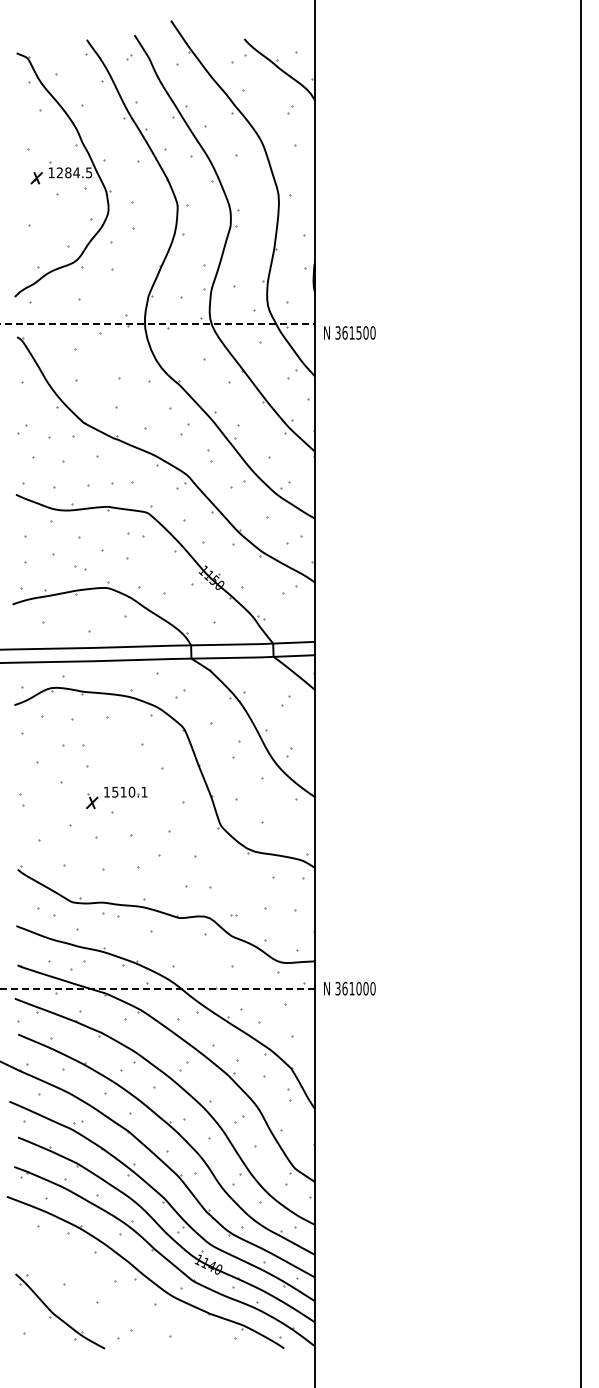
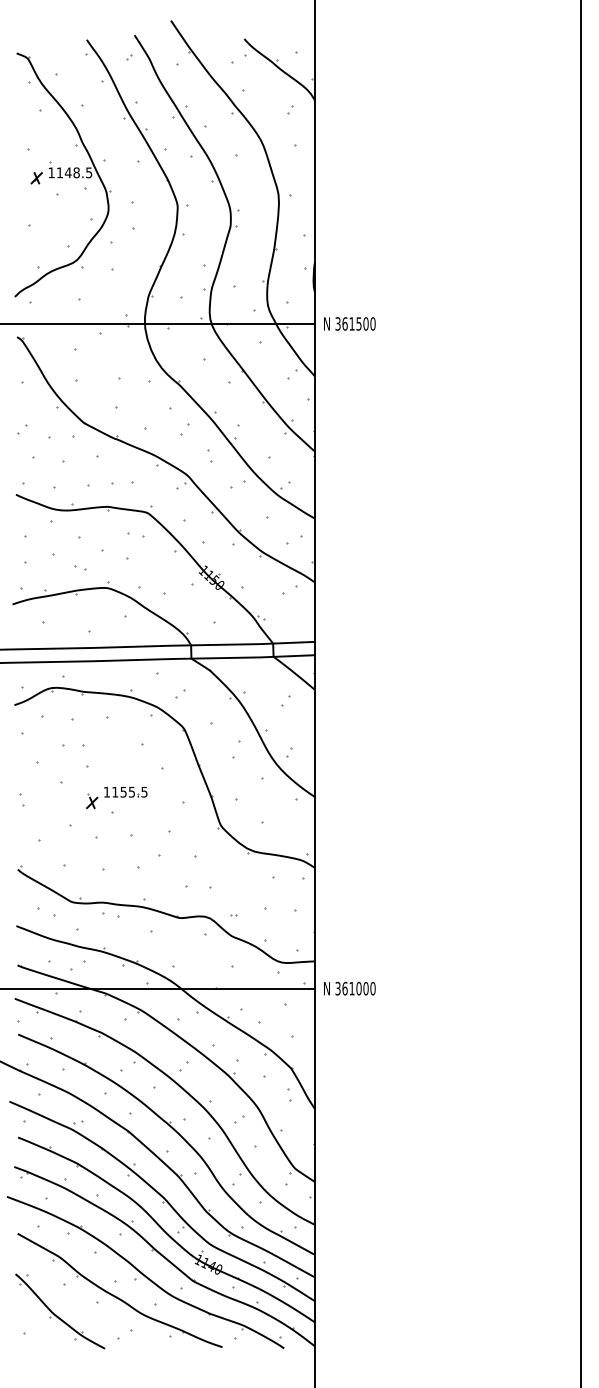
text: 1284.5 -> 1148.5 (67, 172)
line: dashed -> solid (157, 323)
text position: (349, 332) -> (349, 323) (349, 323)
text: 1510.1 -> 1155.5 (129, 791)
line: dashed -> solid (157, 988)
part: none -> present (117, 1296)
